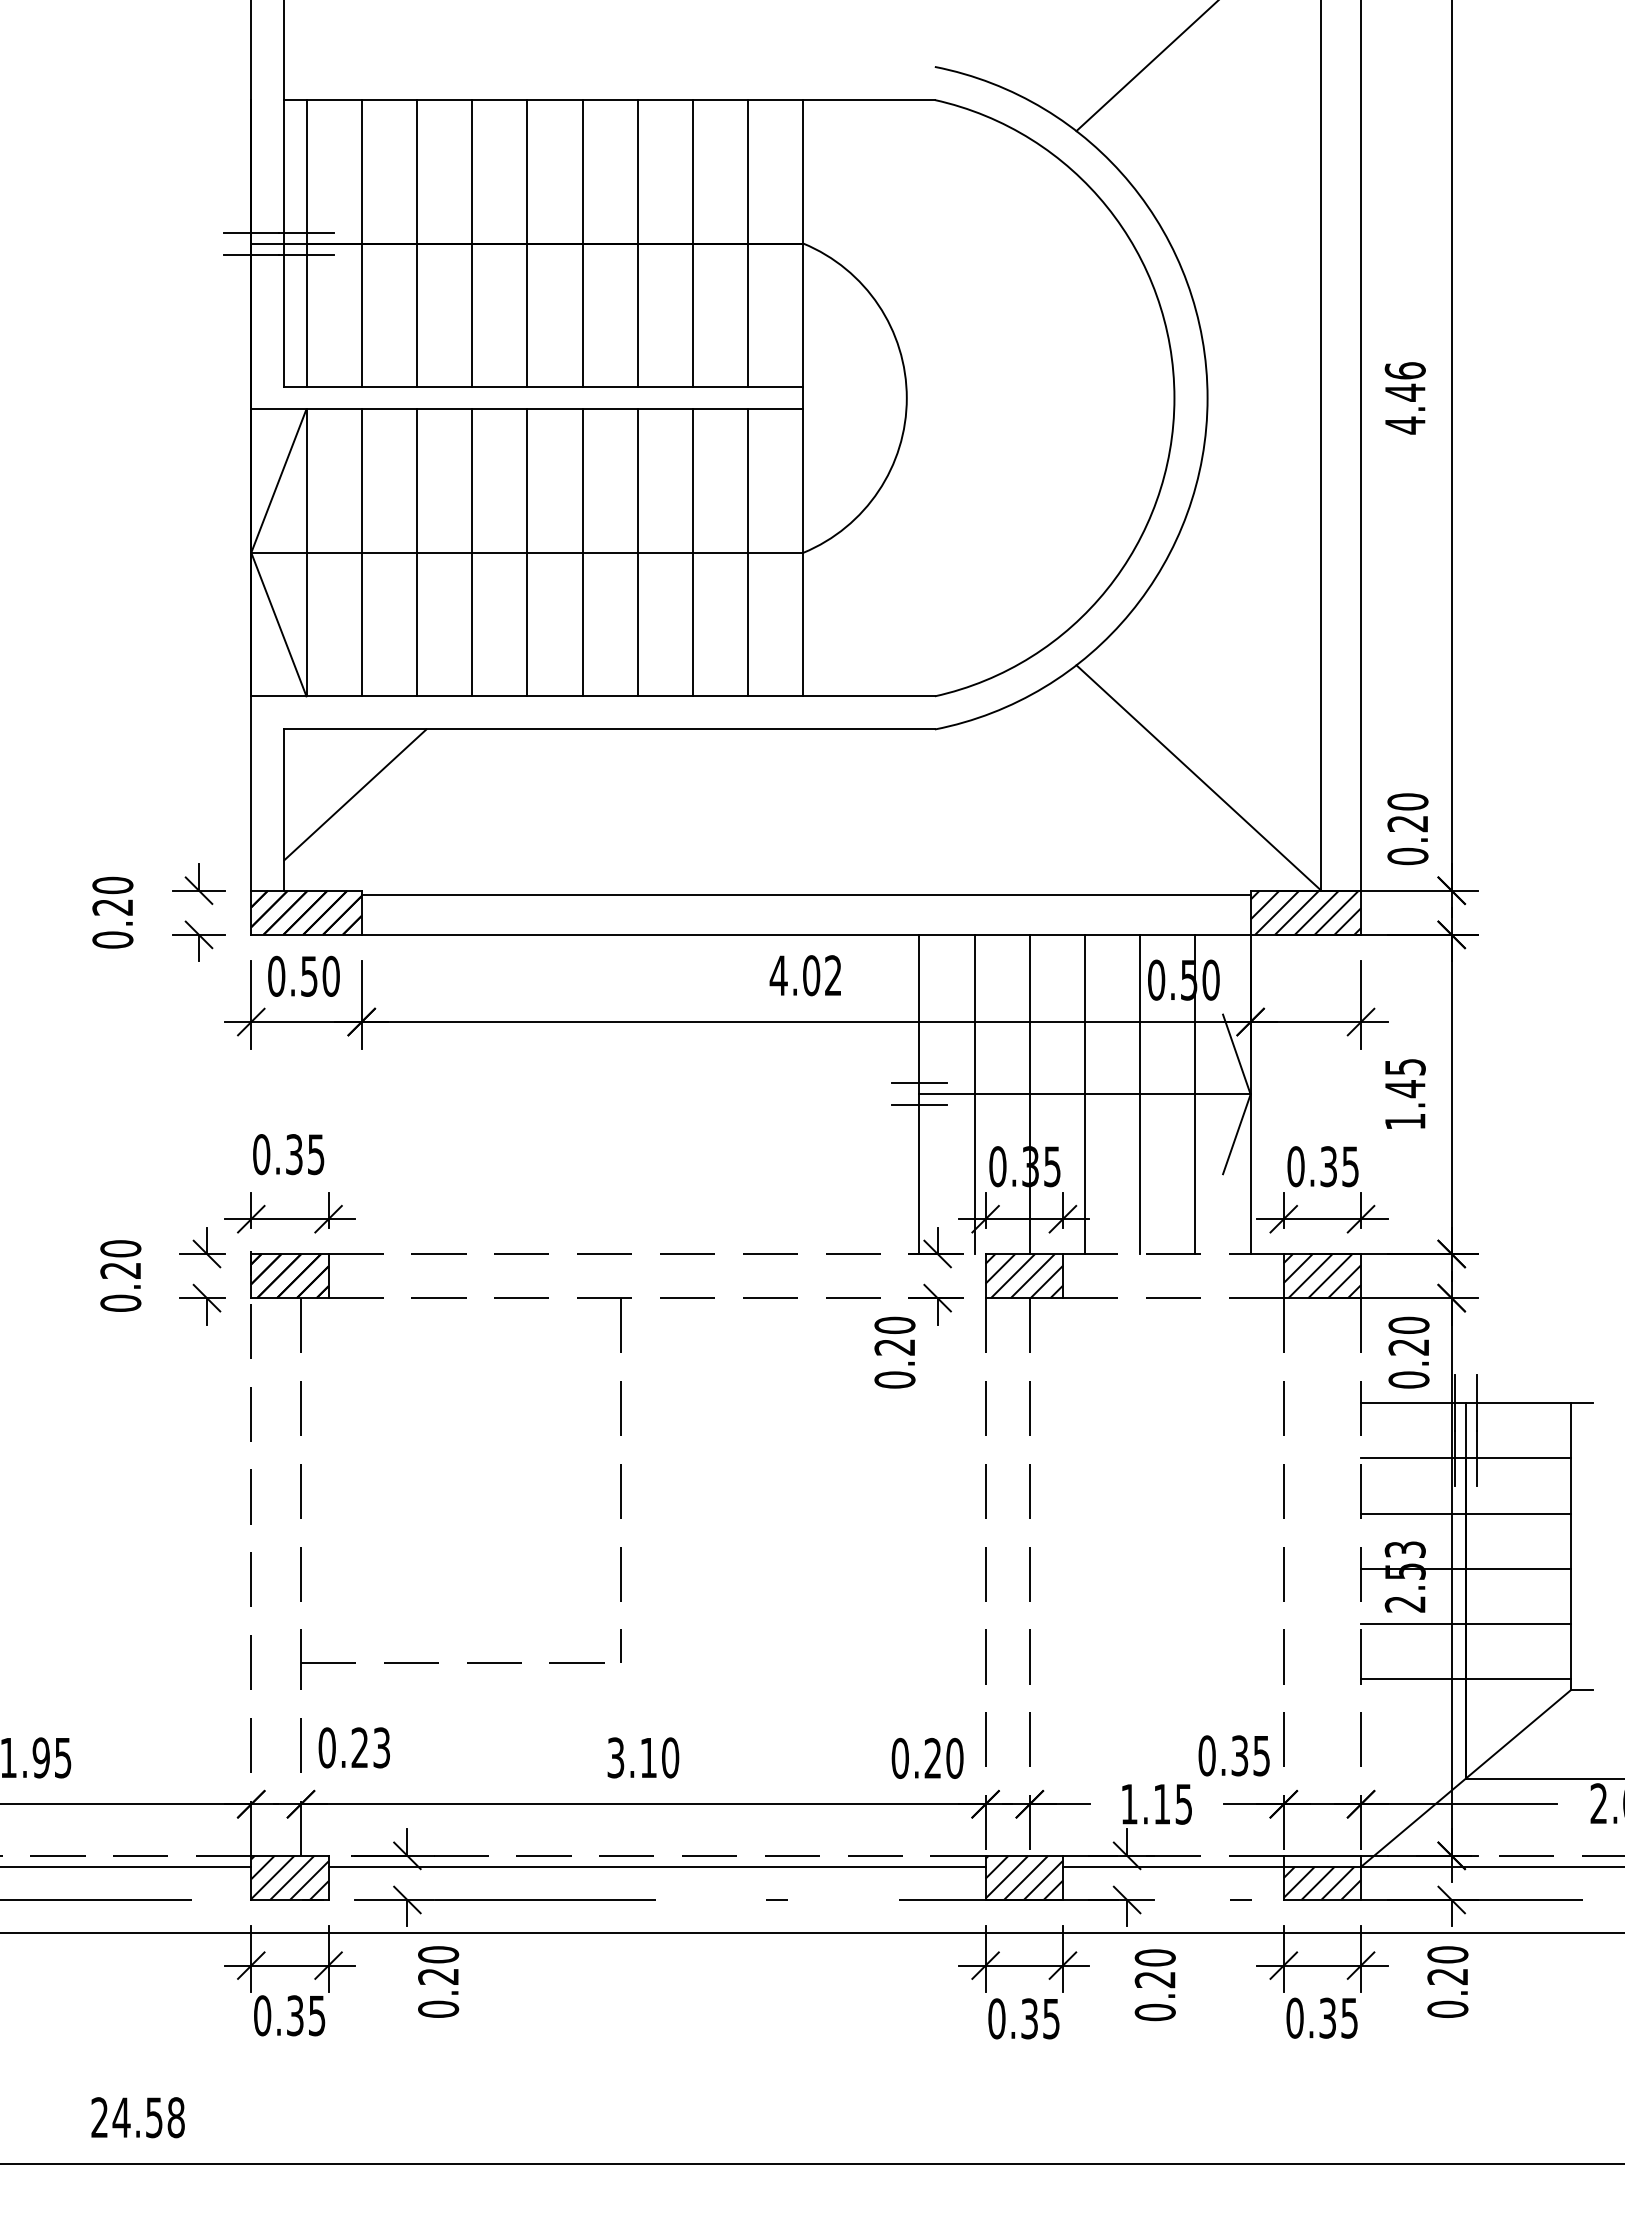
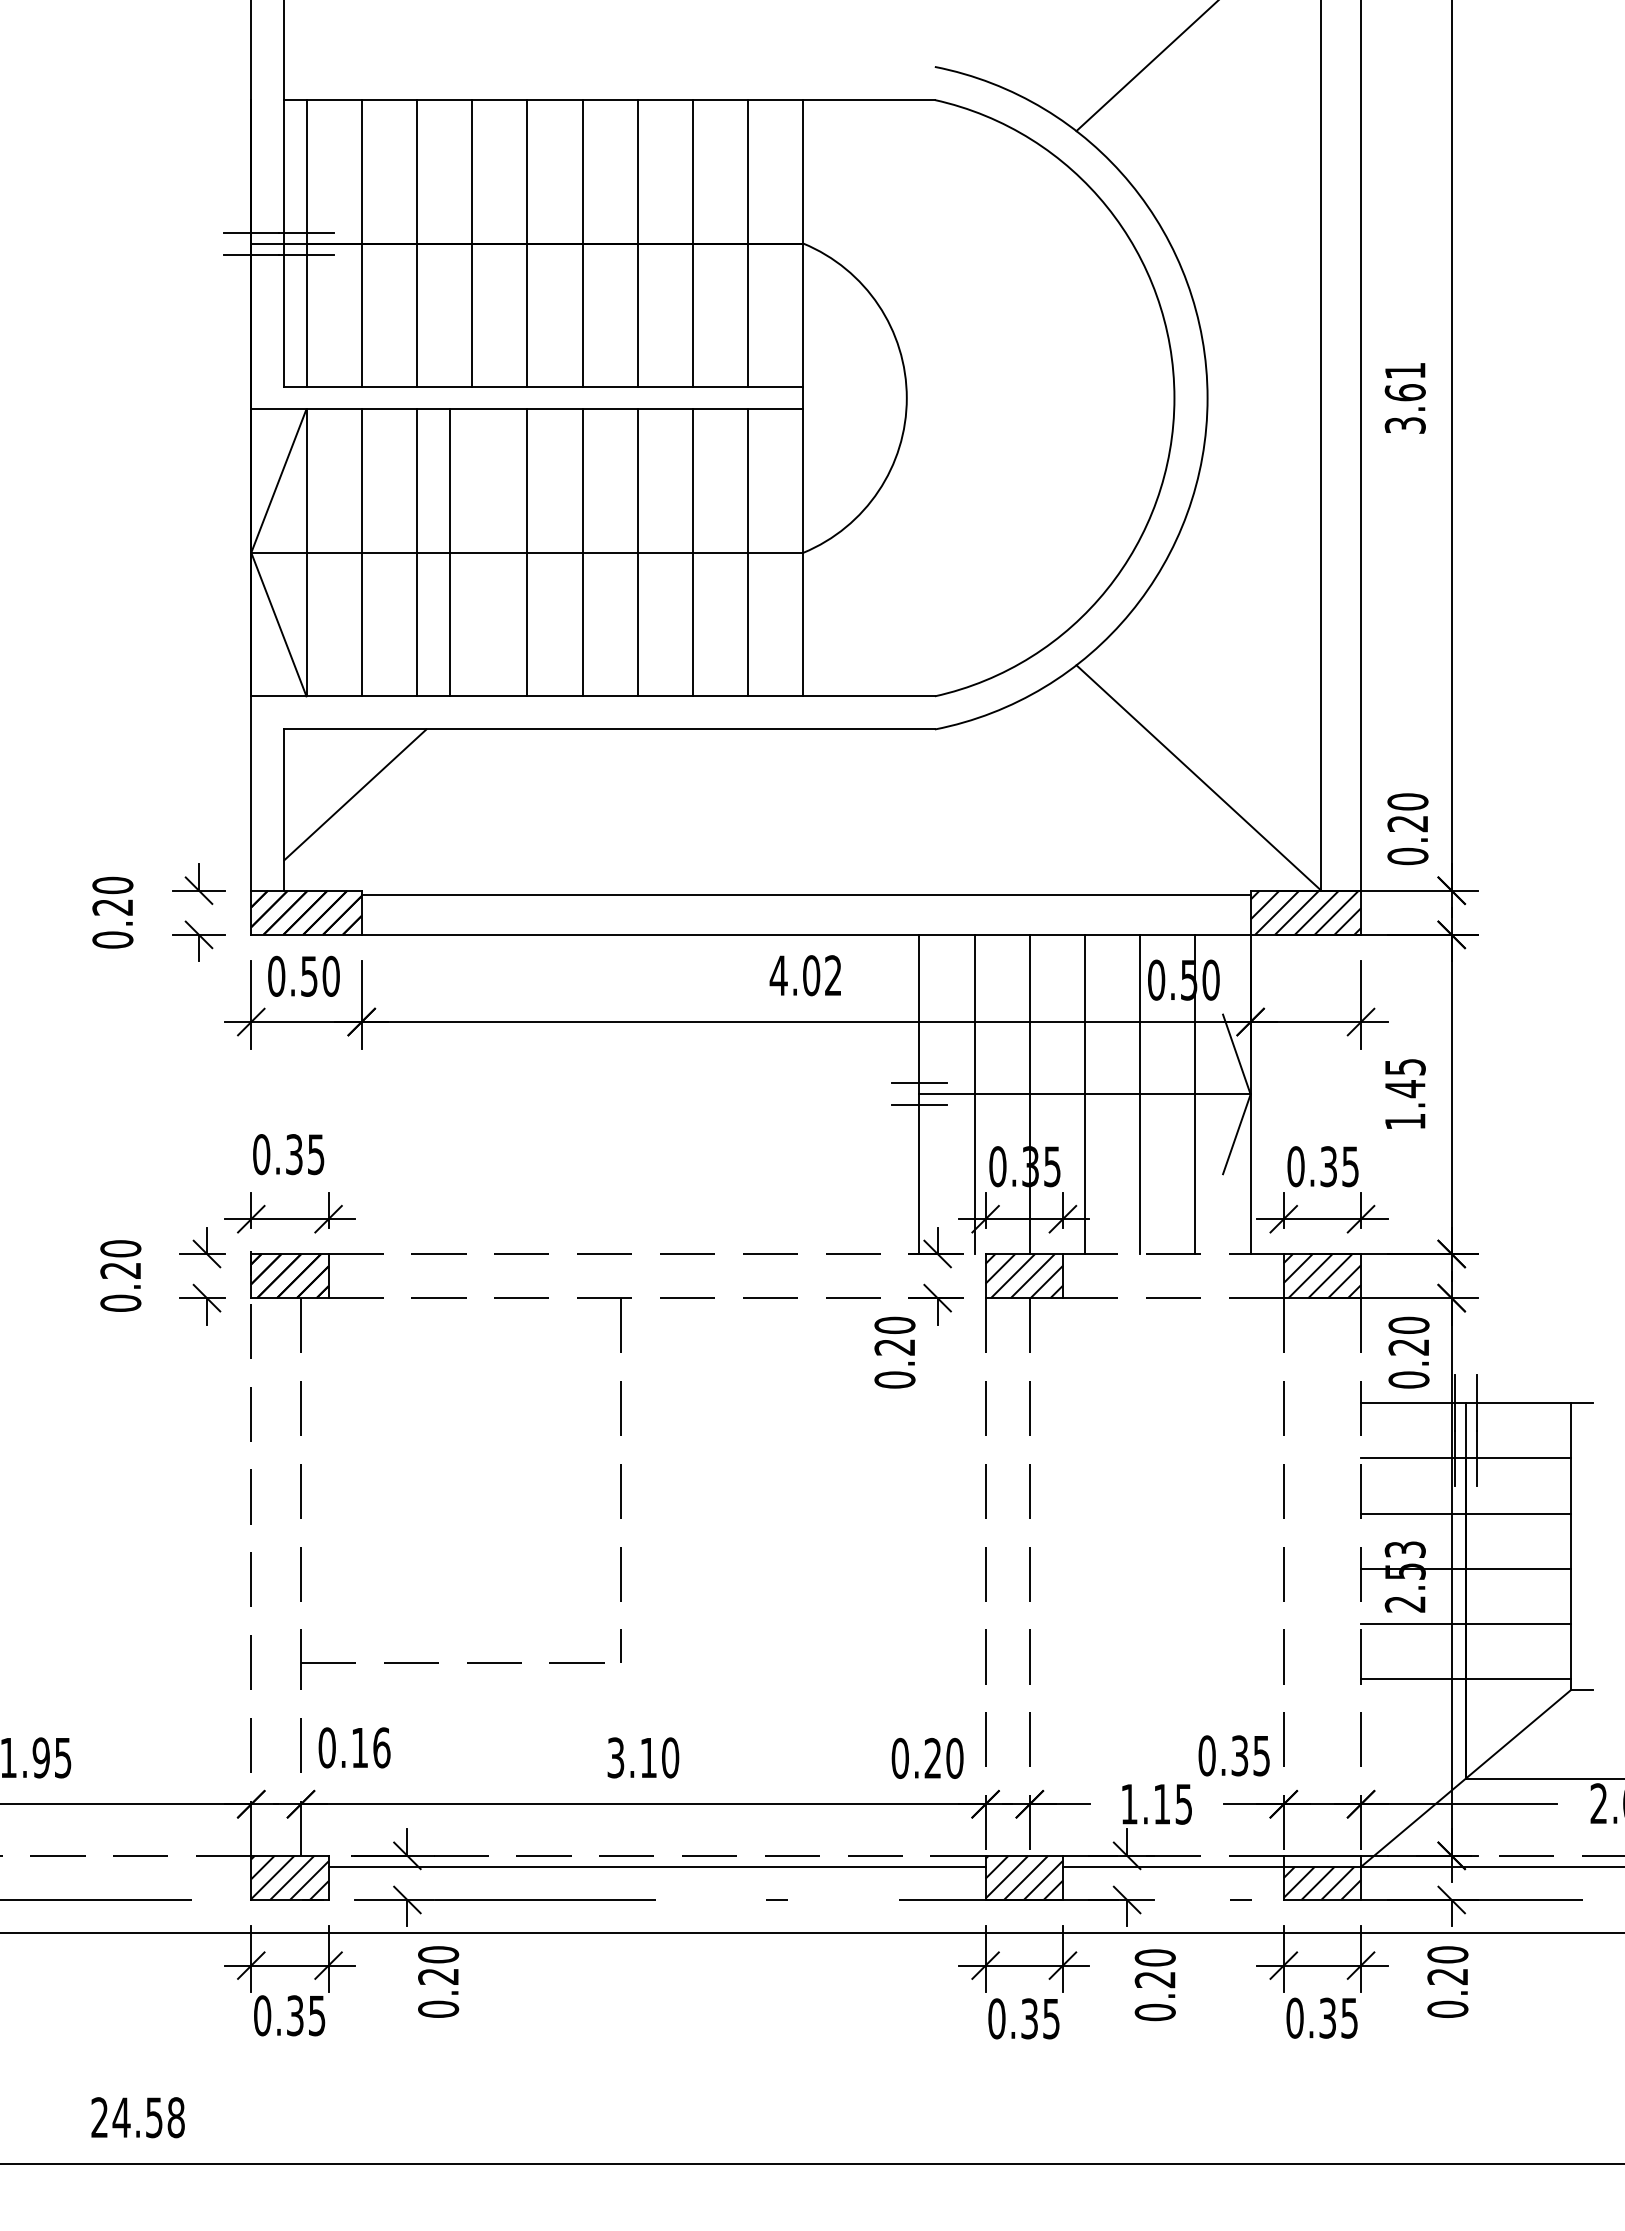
text: 4.46 -> 3.61 (1404, 398)
line position: (472, 552) -> (450, 552) (450, 552)
text: 0.23 -> 0.16 (370, 1747)
line: present -> none (126, 1866)
